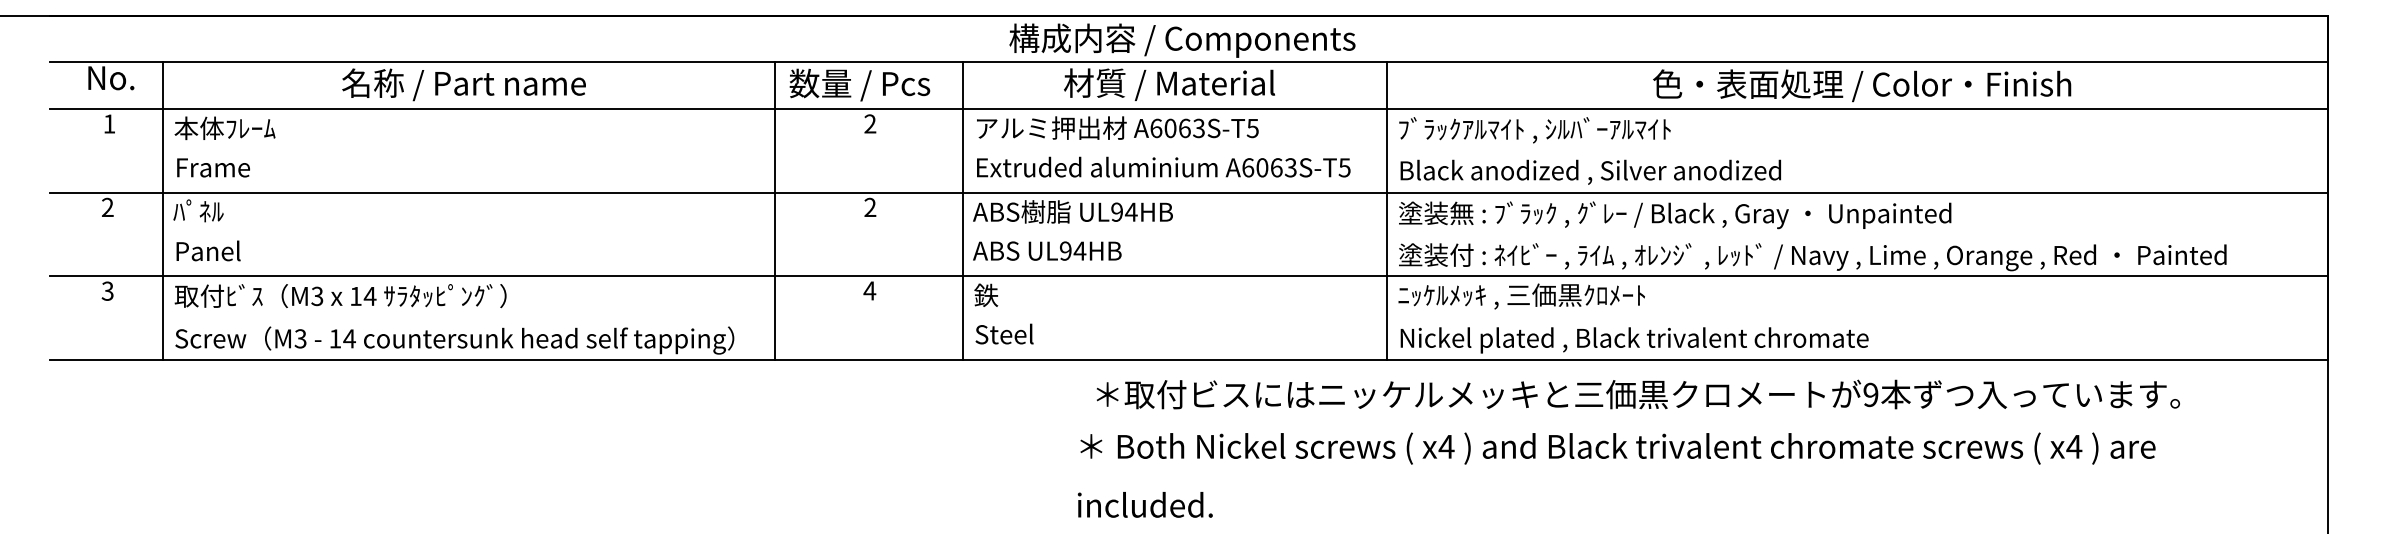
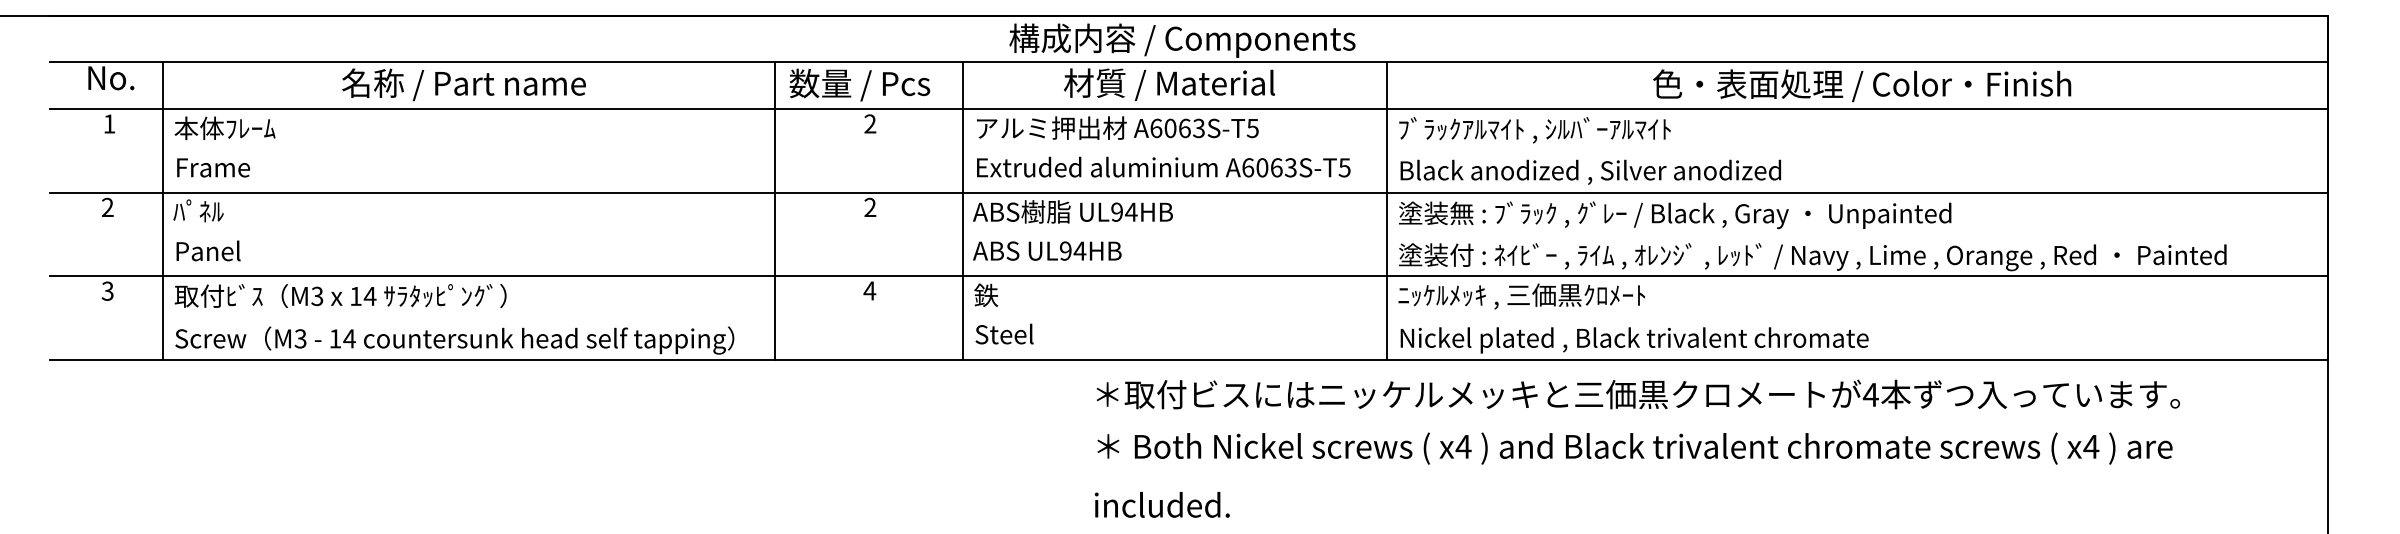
text: 9 -> 4 (1870, 394)
text position: (1616, 474) -> (1633, 474) (1633, 474)
